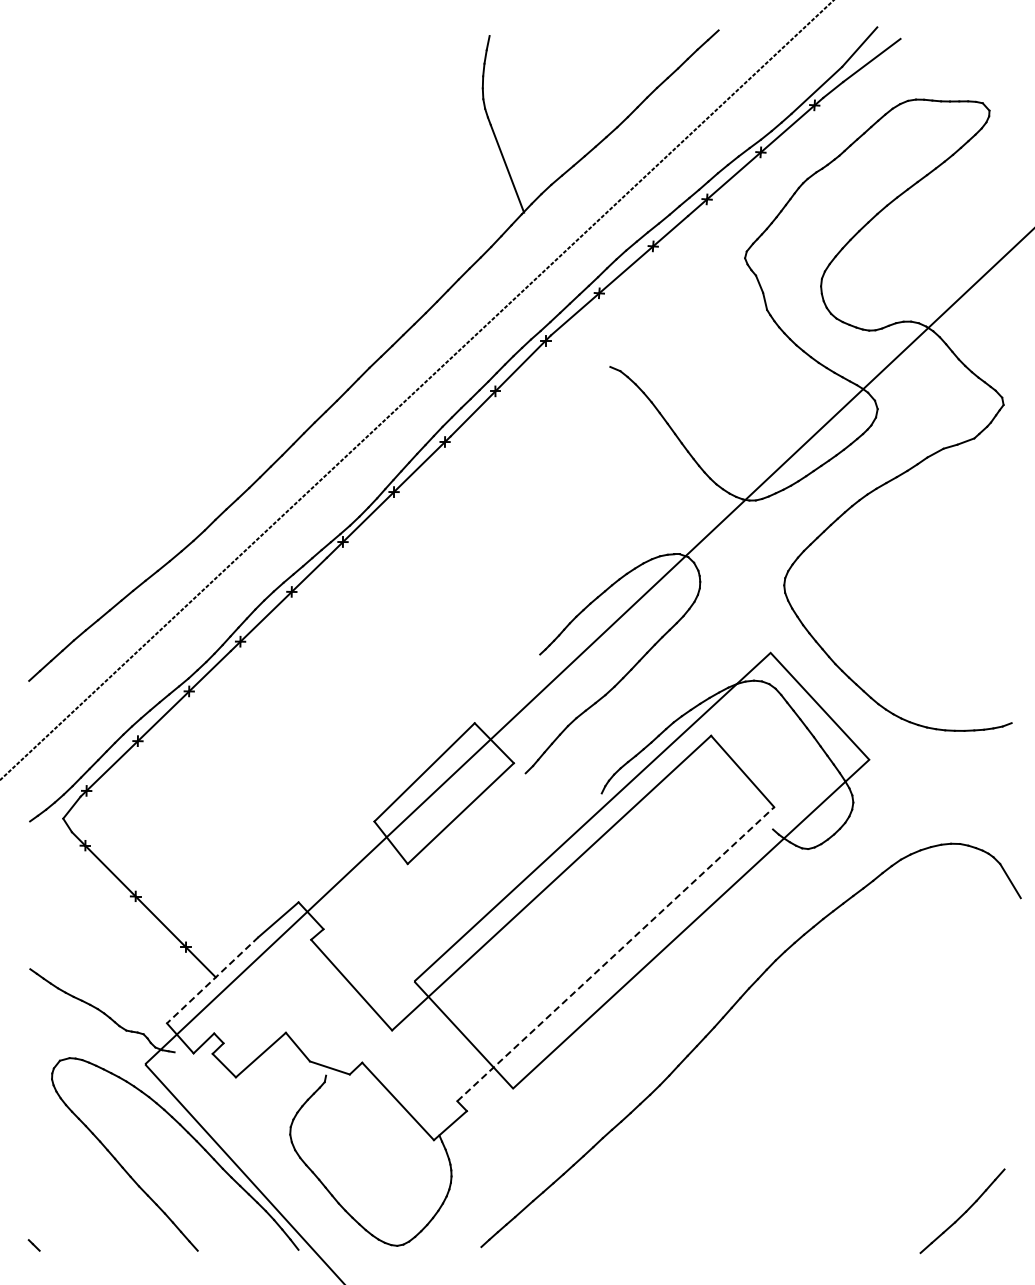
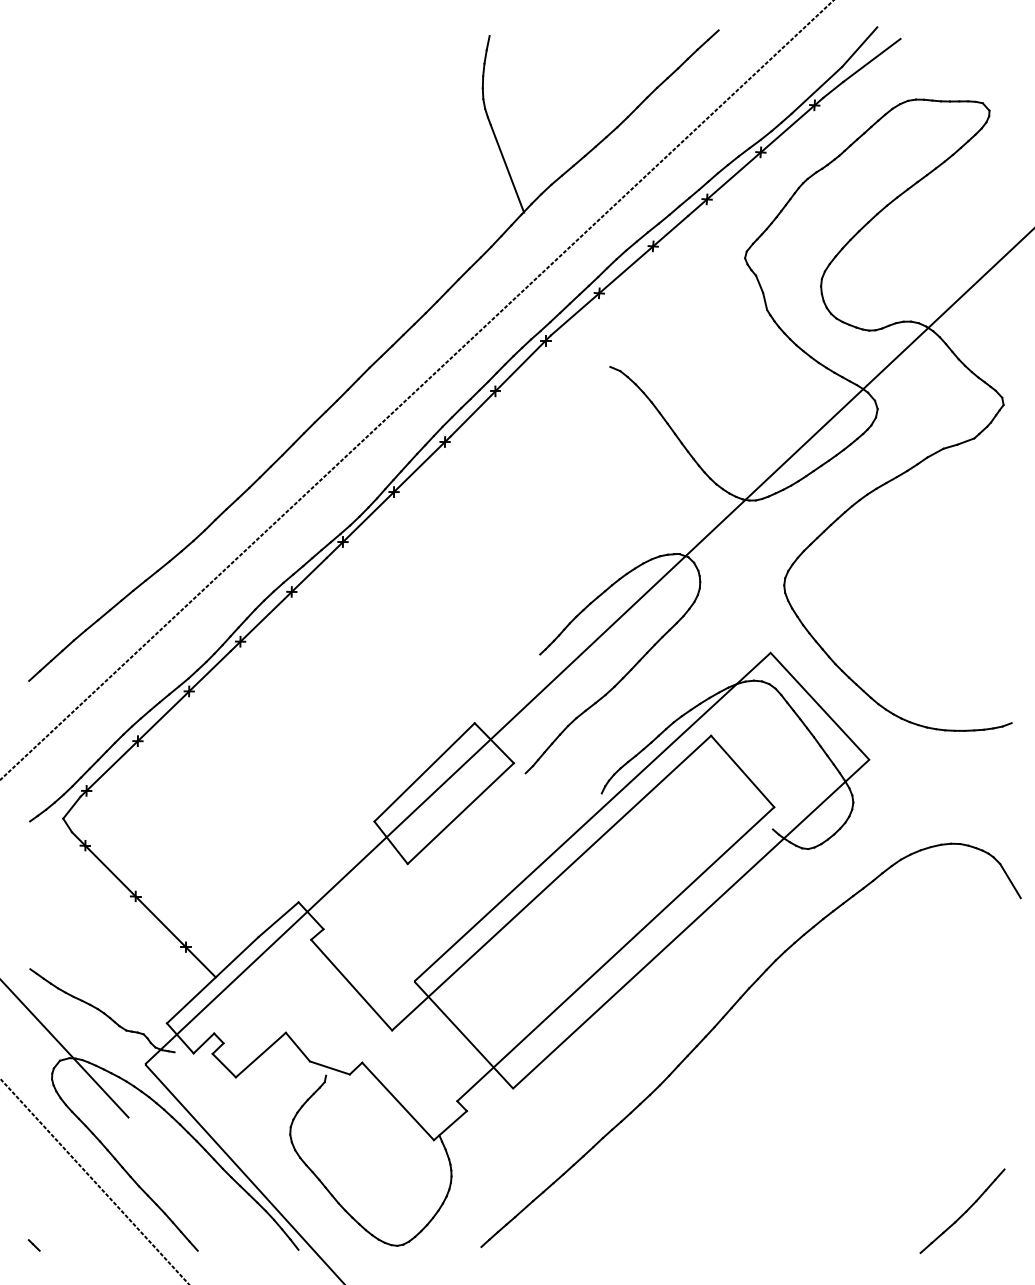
line: dashed -> solid (616, 953)
line: dashed -> solid (212, 980)
line: none -> present (65, 1049)
line: none -> present (94, 1180)
